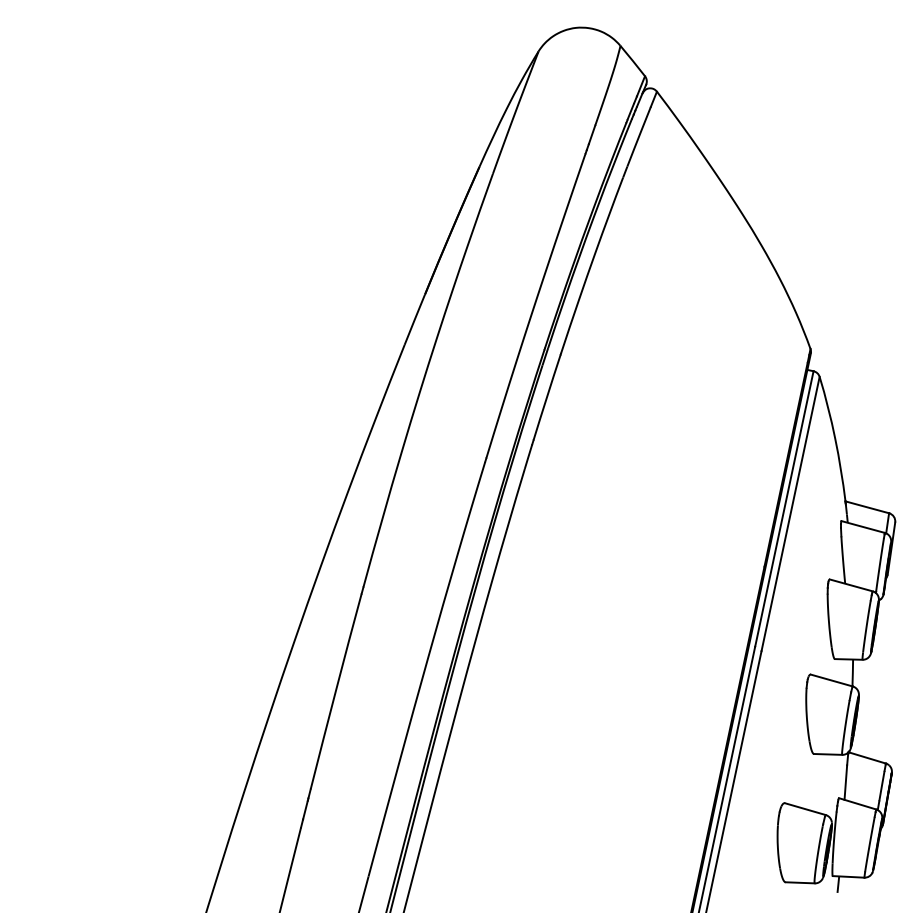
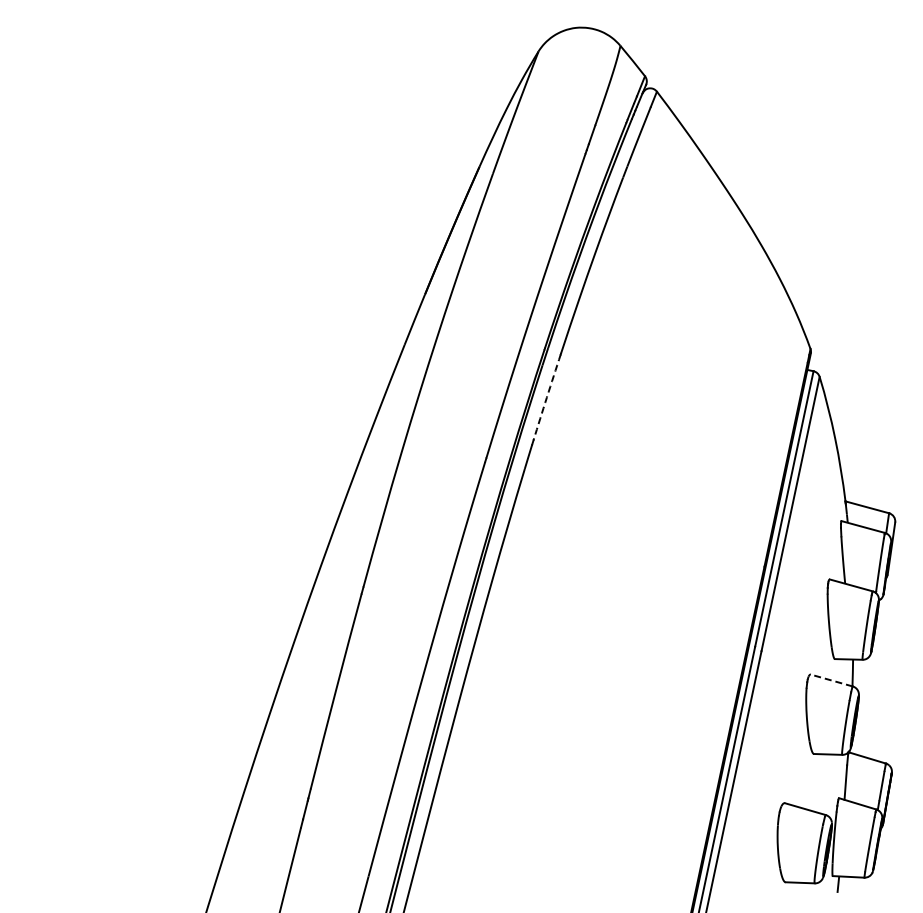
arc: solid -> dashed (546, 397)
line: solid -> dashed (831, 680)
